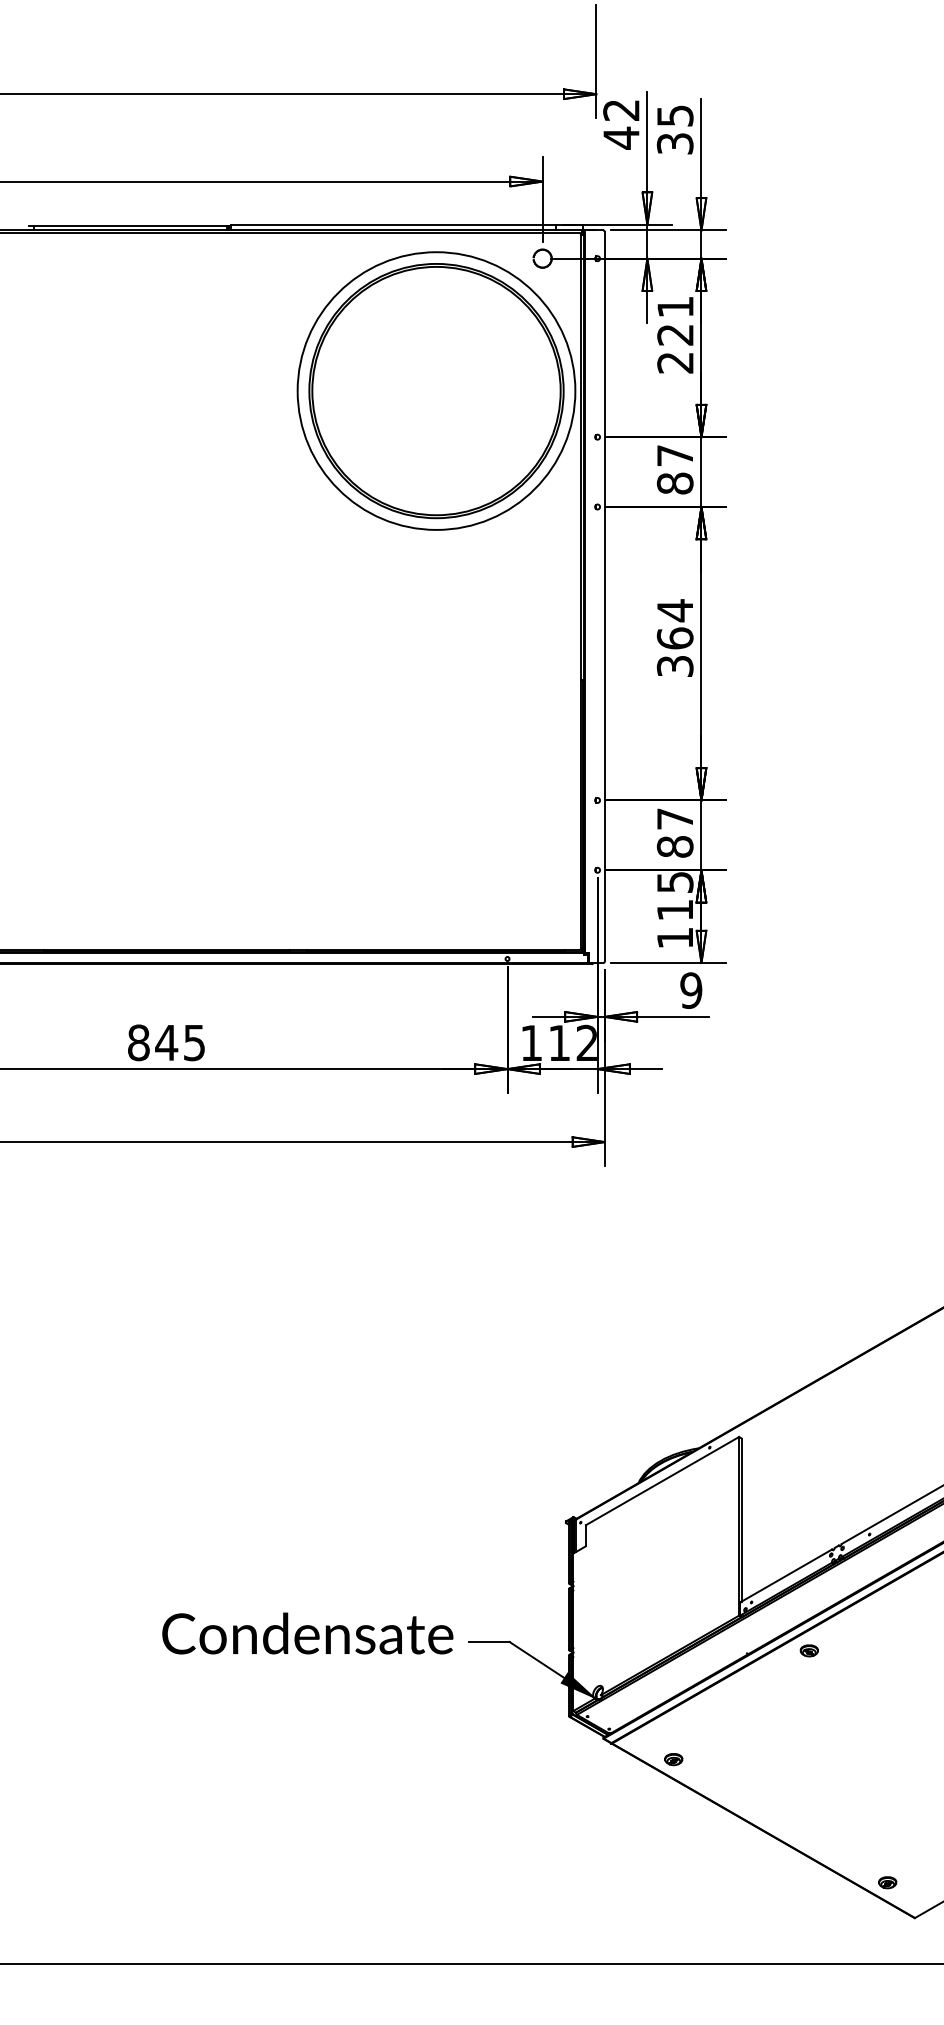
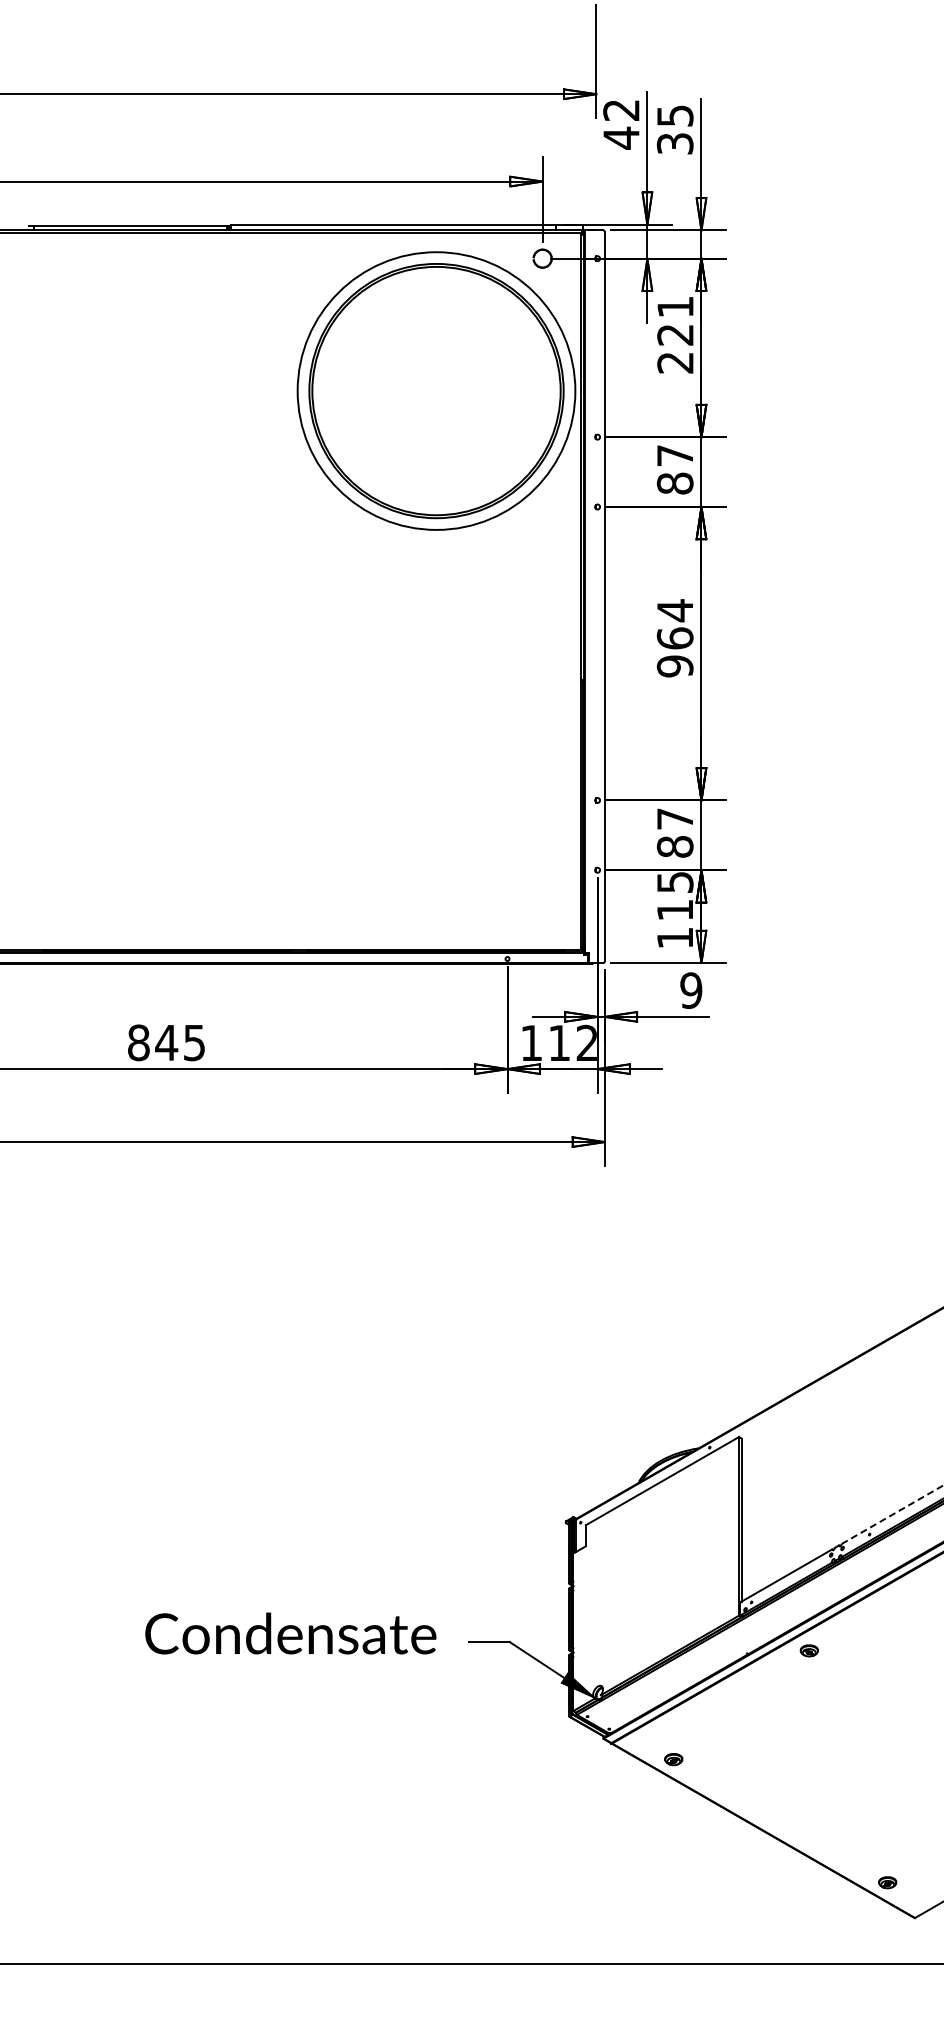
text: 364 -> 964 (675, 666)
line: solid -> dashed (892, 1514)
text position: (307, 1633) -> (290, 1633) (290, 1633)
